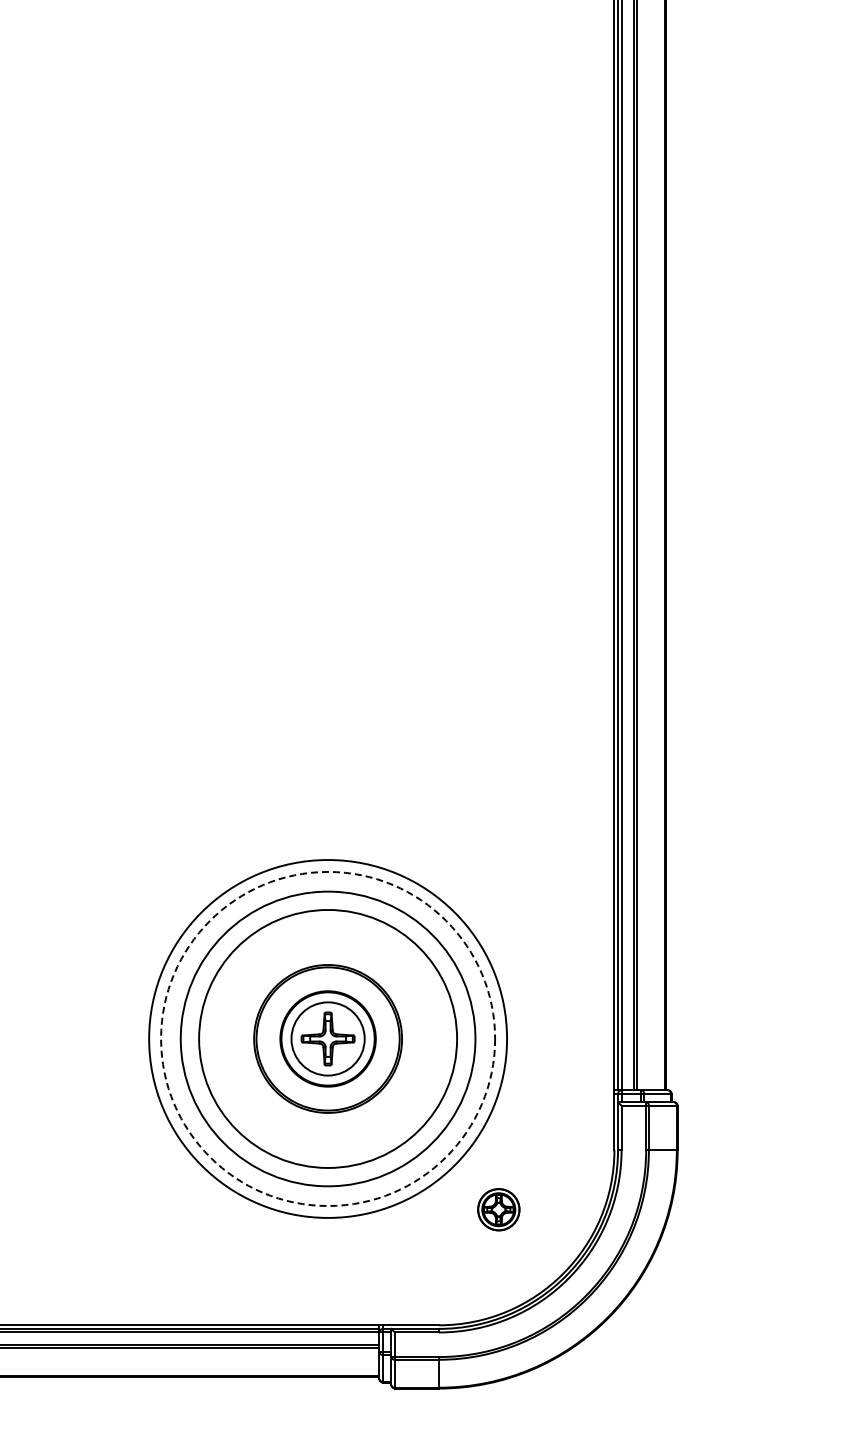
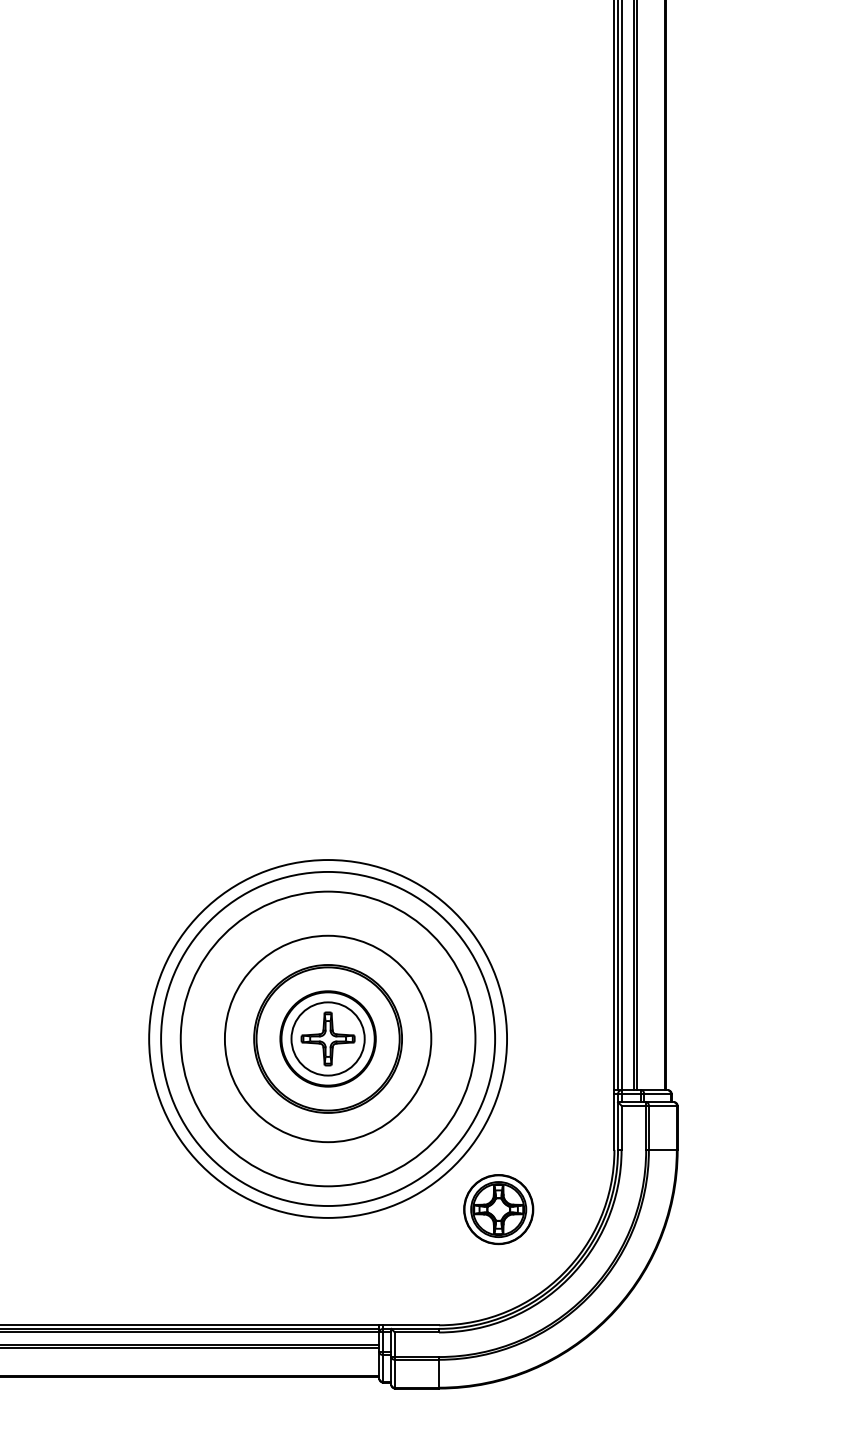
circle diameter: 258 px -> 206 px (327, 1038)
circle: dashed -> solid (328, 1038)
part size: 44x44 px -> 72x72 px (498, 1209)
